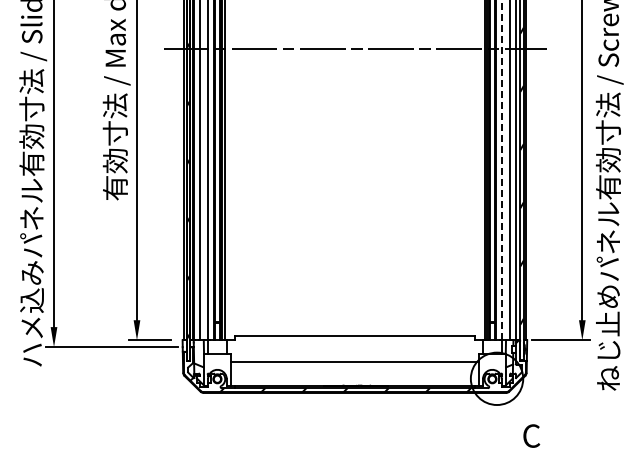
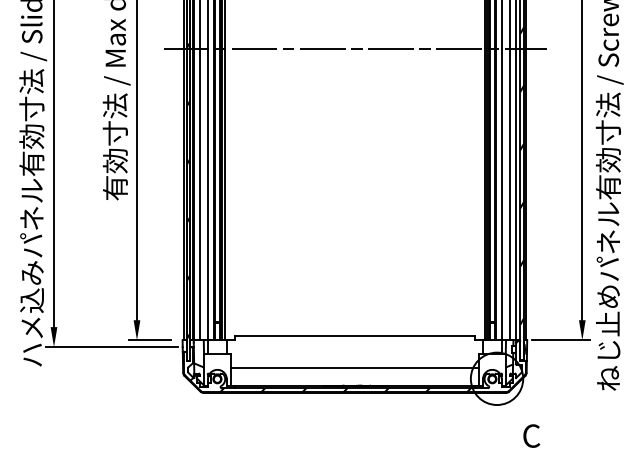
line: dashed -> solid (502, 170)
line position: (354, 361) -> (354, 367) (354, 367)
